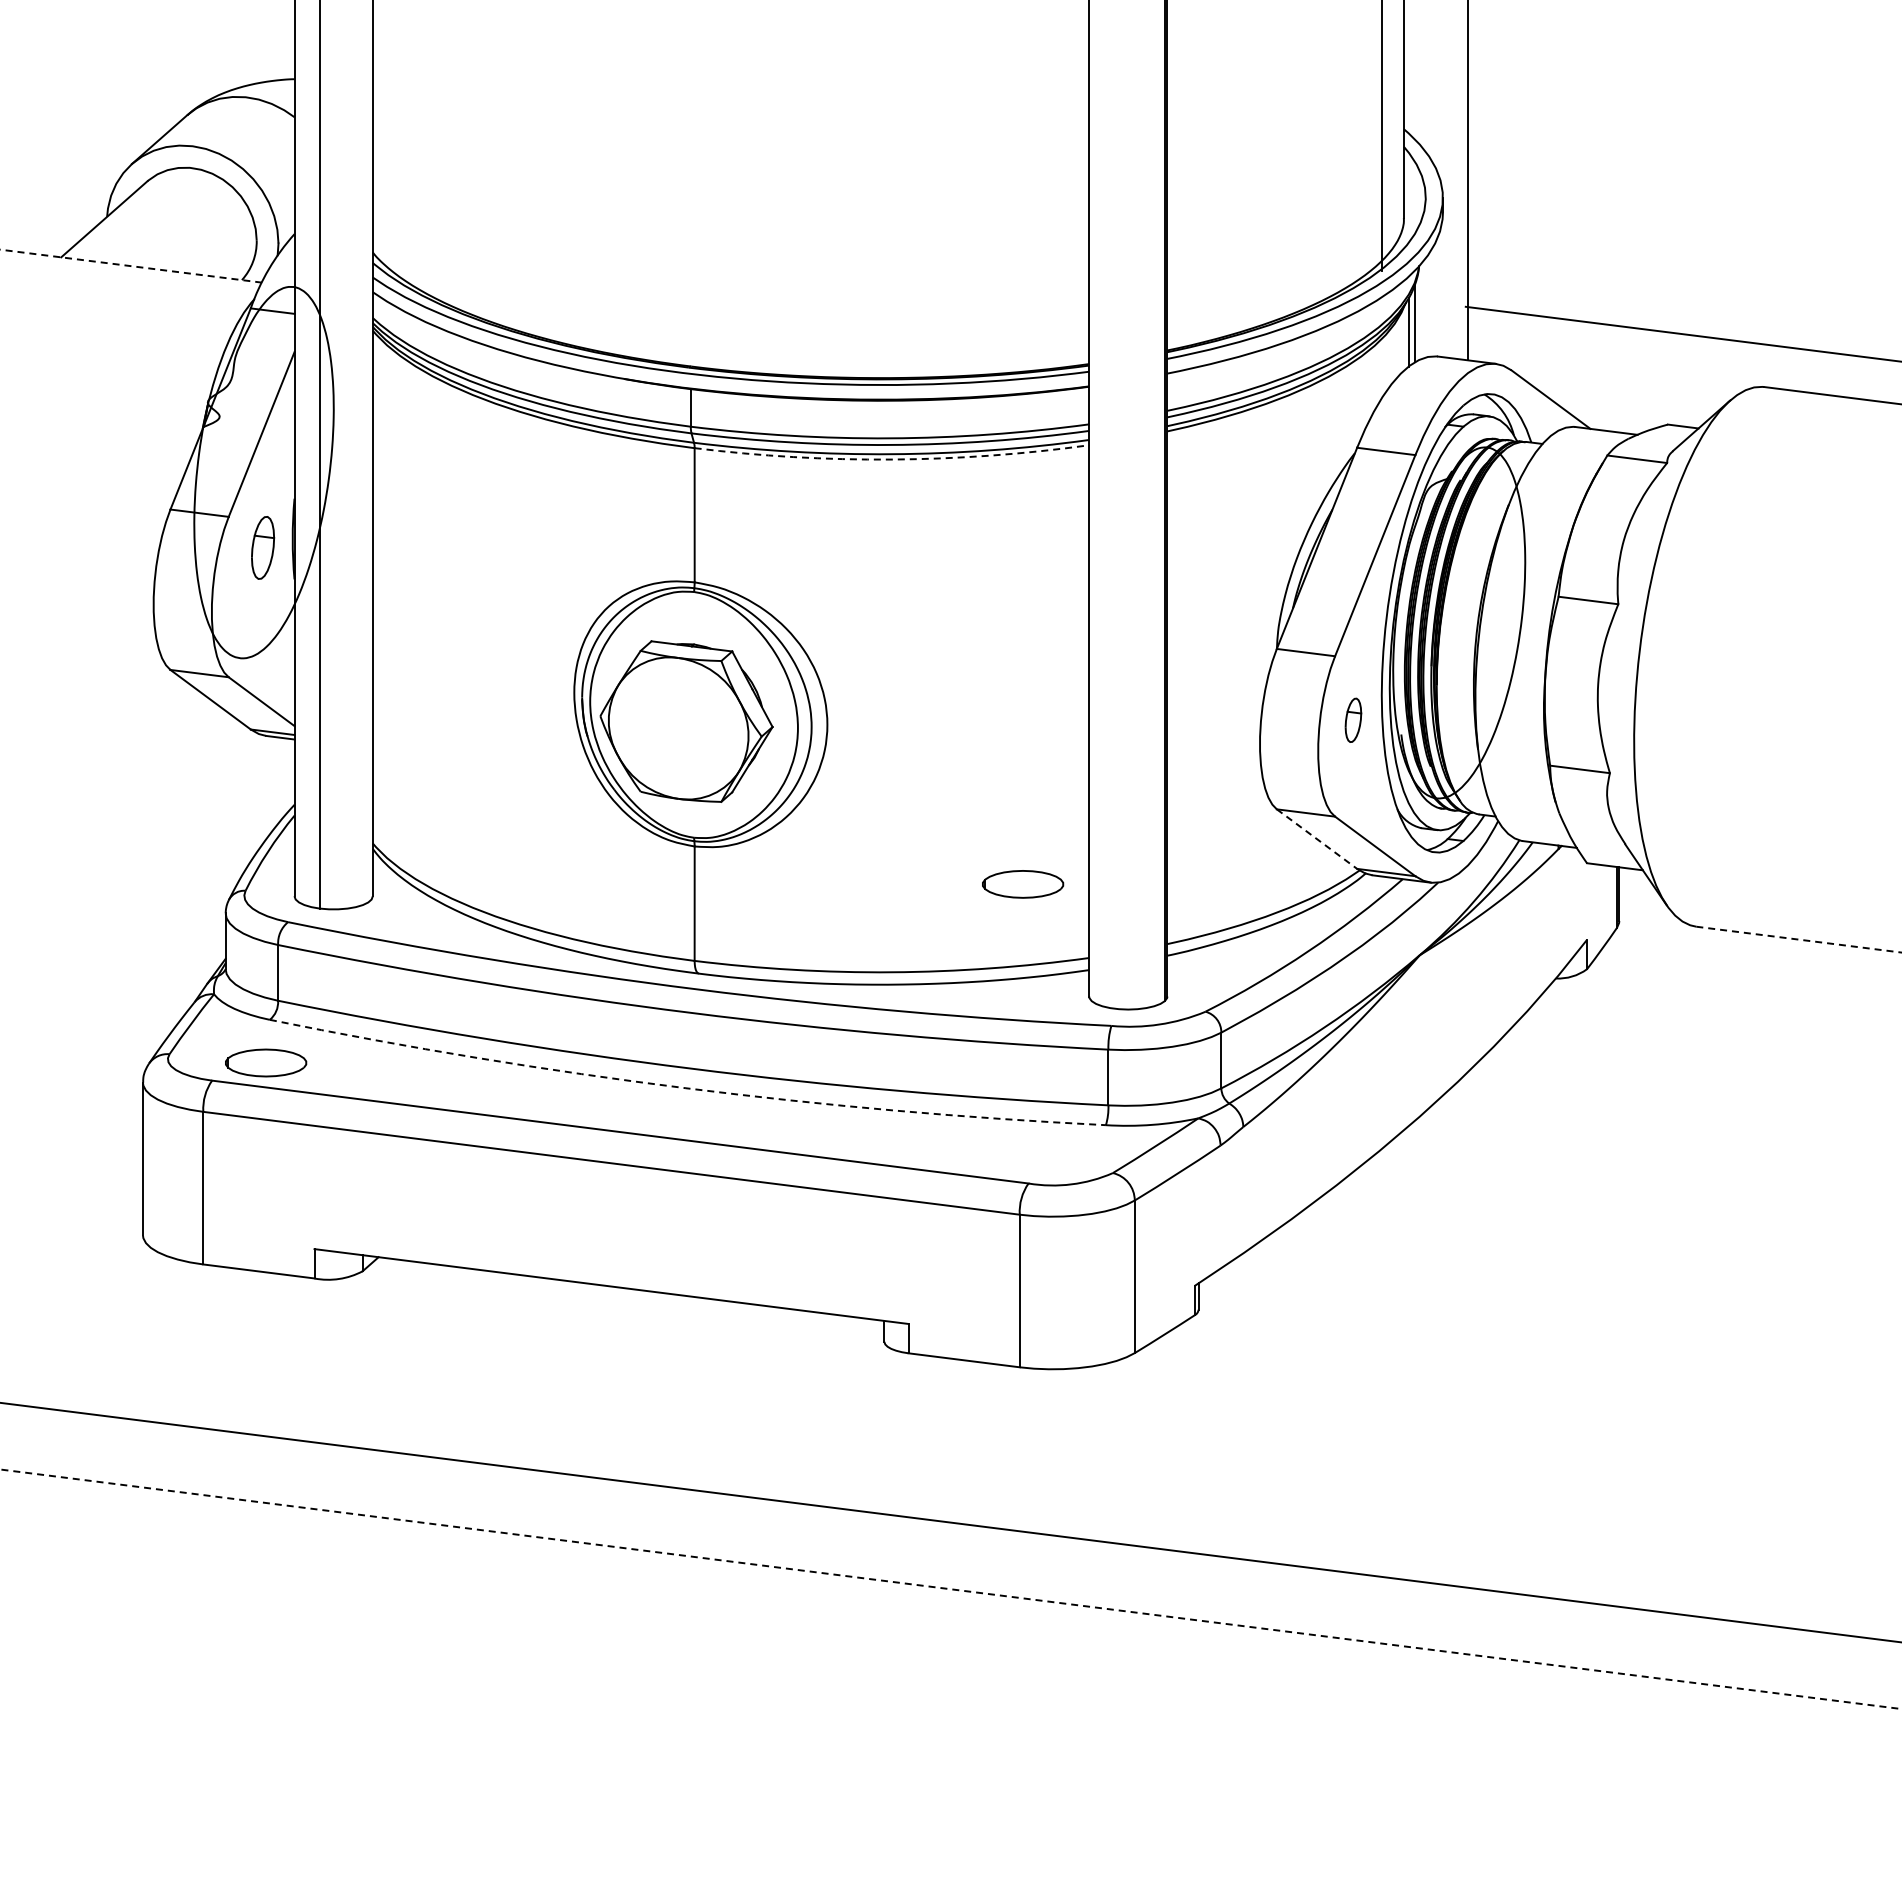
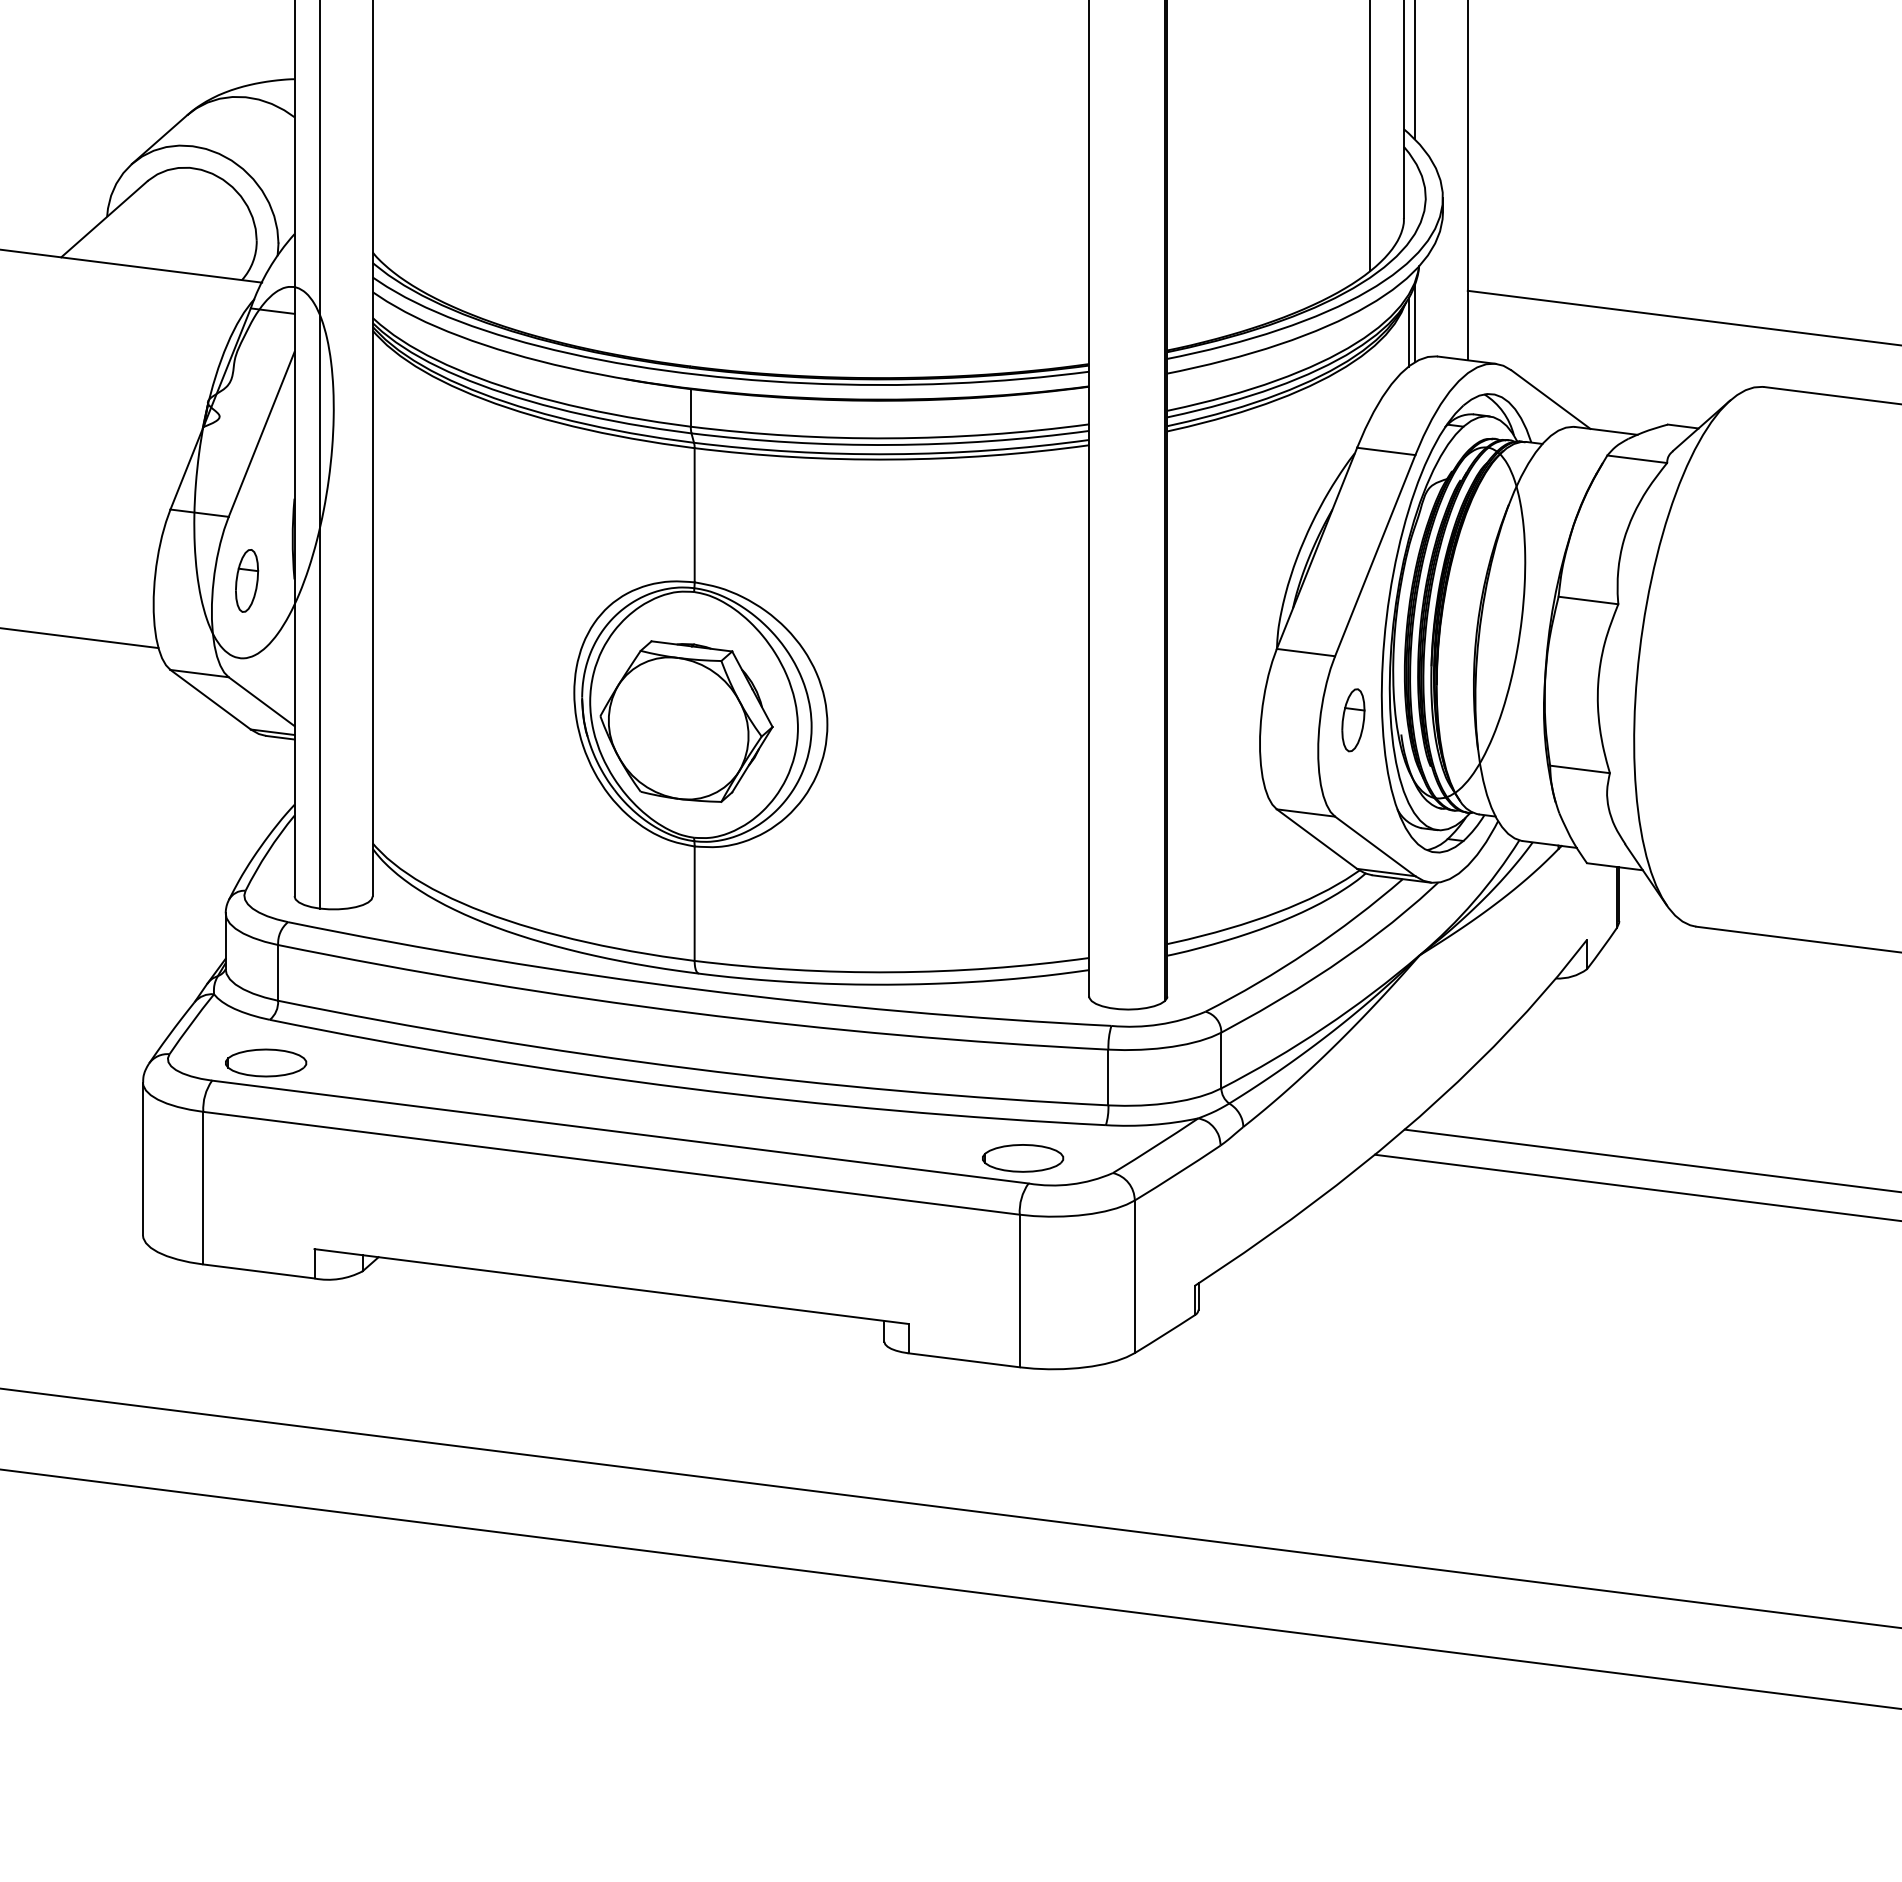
line: none -> present (1414, 70)
line position: (1382, 136) -> (1370, 136) (1370, 136)
line: dashed -> solid (131, 266)
line position: (1681, 333) -> (1682, 317) (1682, 317)
arc: dashed -> solid (891, 459)
part position: (263, 547) -> (247, 580) (247, 580)
line: none -> present (80, 638)
part size: 19x46 px -> 25x65 px (1353, 720)
line: dashed -> solid (1317, 839)
part position: (1023, 884) -> (1023, 1158) (1023, 1158)
line: dashed -> solid (1799, 939)
arc: dashed -> solid (685, 1088)
line: none -> present (1651, 1160)
line: none -> present (1636, 1187)
line position: (950, 1522) -> (950, 1507) (950, 1507)
line: dashed -> solid (950, 1589)
